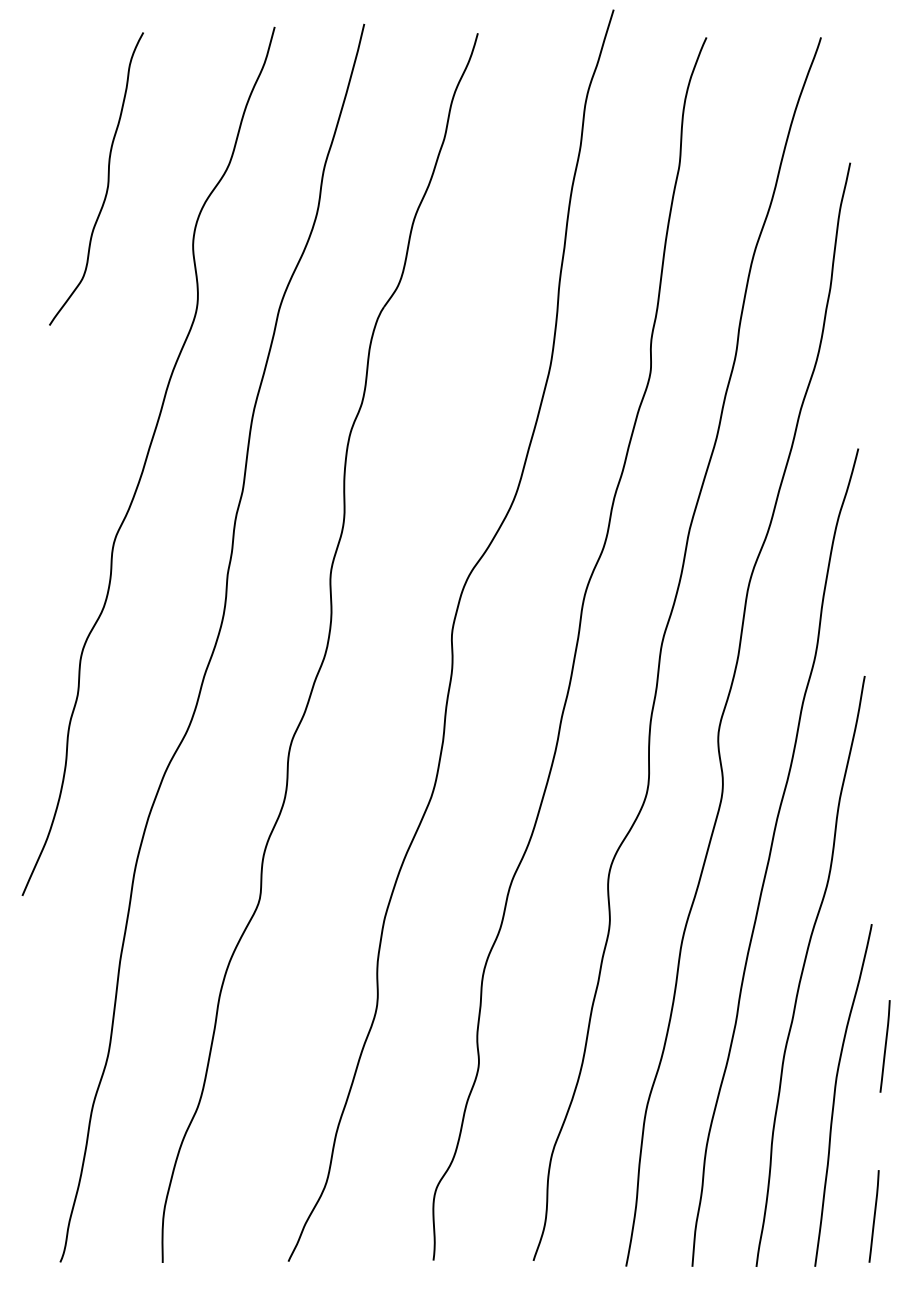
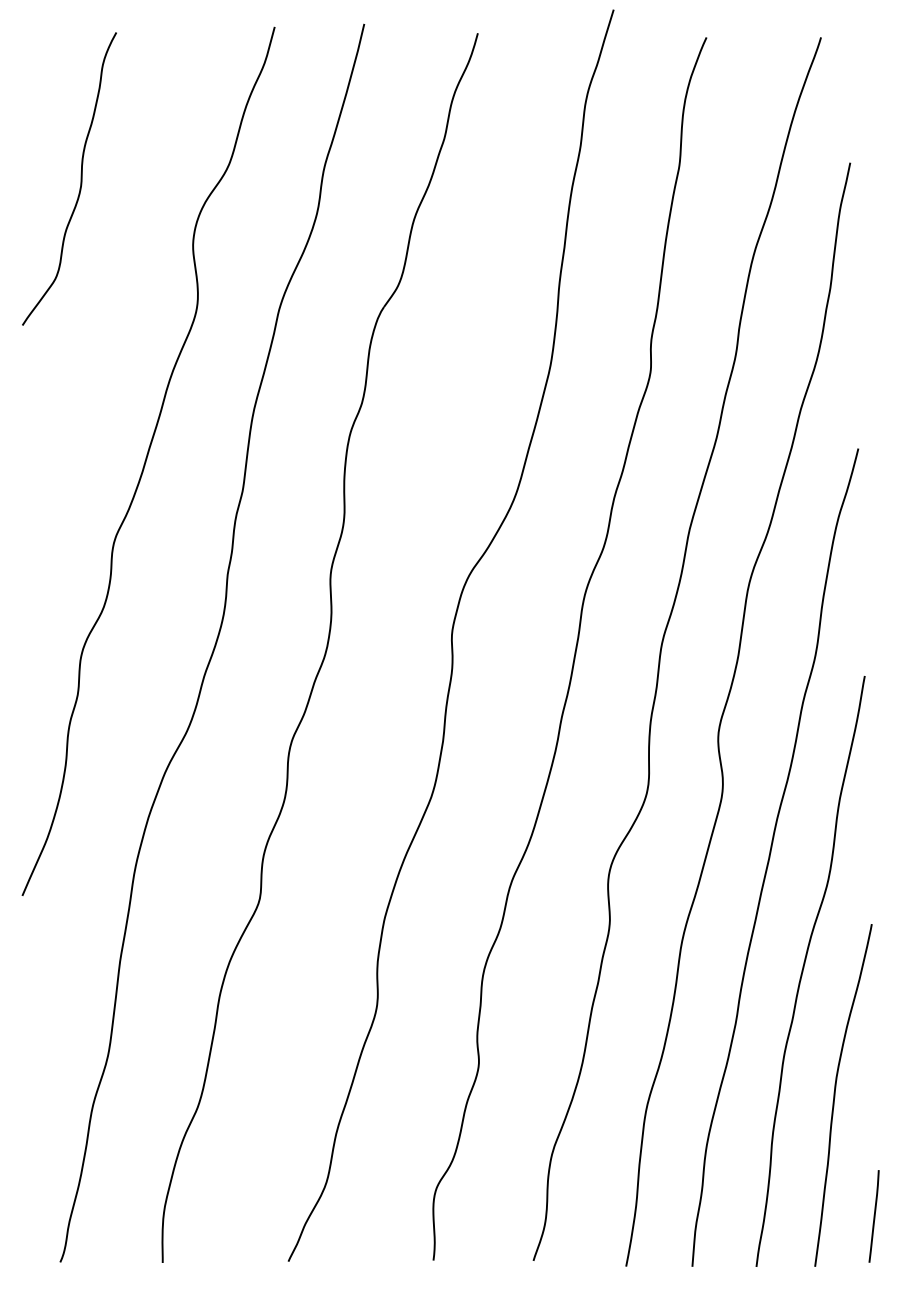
curve position: (107, 178) -> (80, 178) (80, 178)
line: present -> none (884, 1046)
